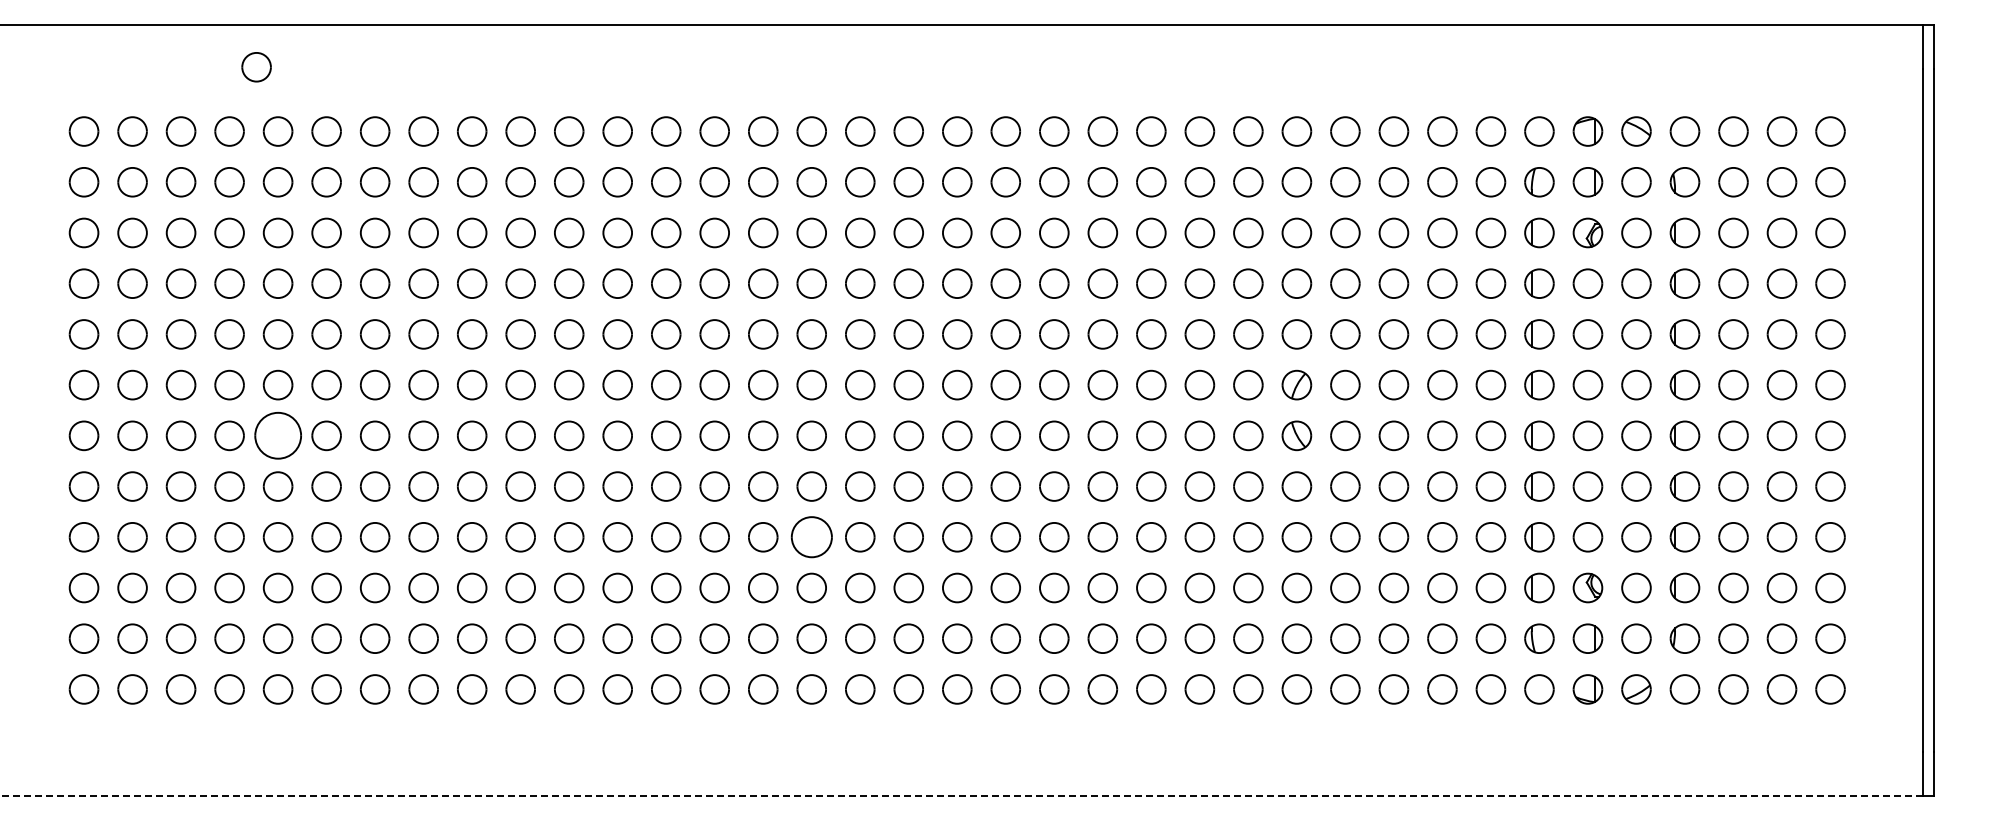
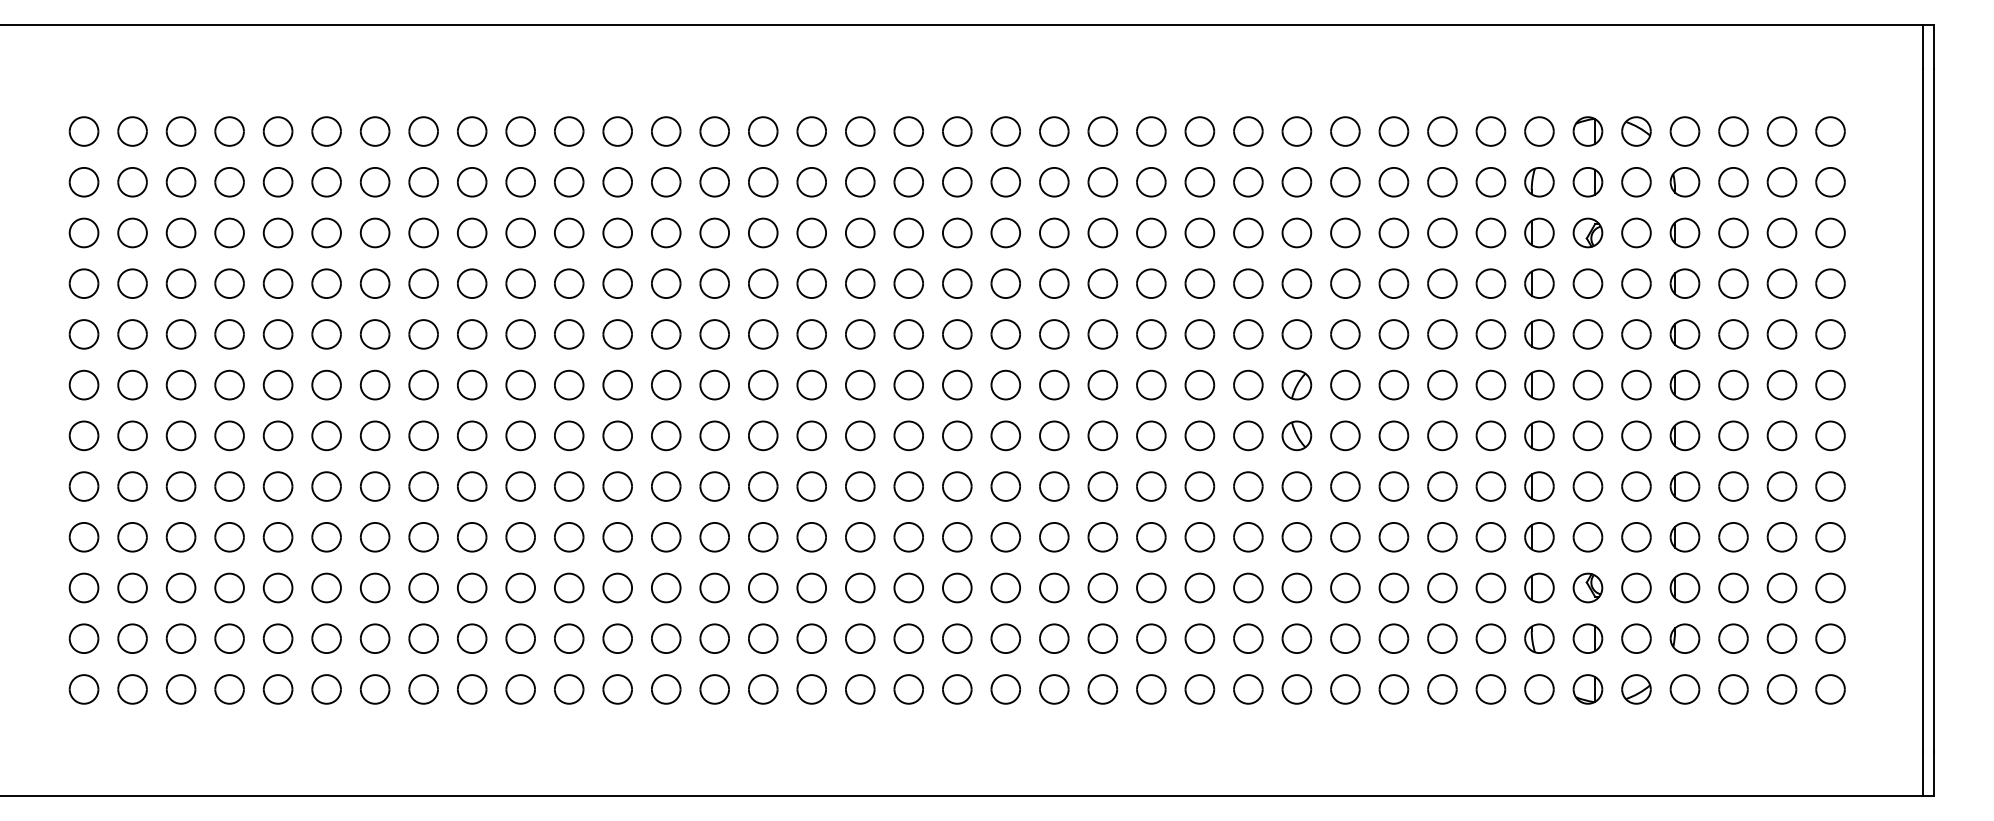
part: present -> none (256, 67)
part size: 48x48 px -> 32x32 px (277, 435)
part size: 43x43 px -> 31x31 px (811, 537)
line: dashed -> solid (961, 796)
